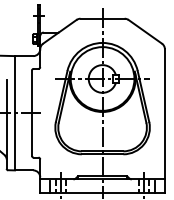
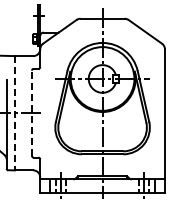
line: solid -> dashed (14, 113)
line: solid -> dashed (31, 113)
